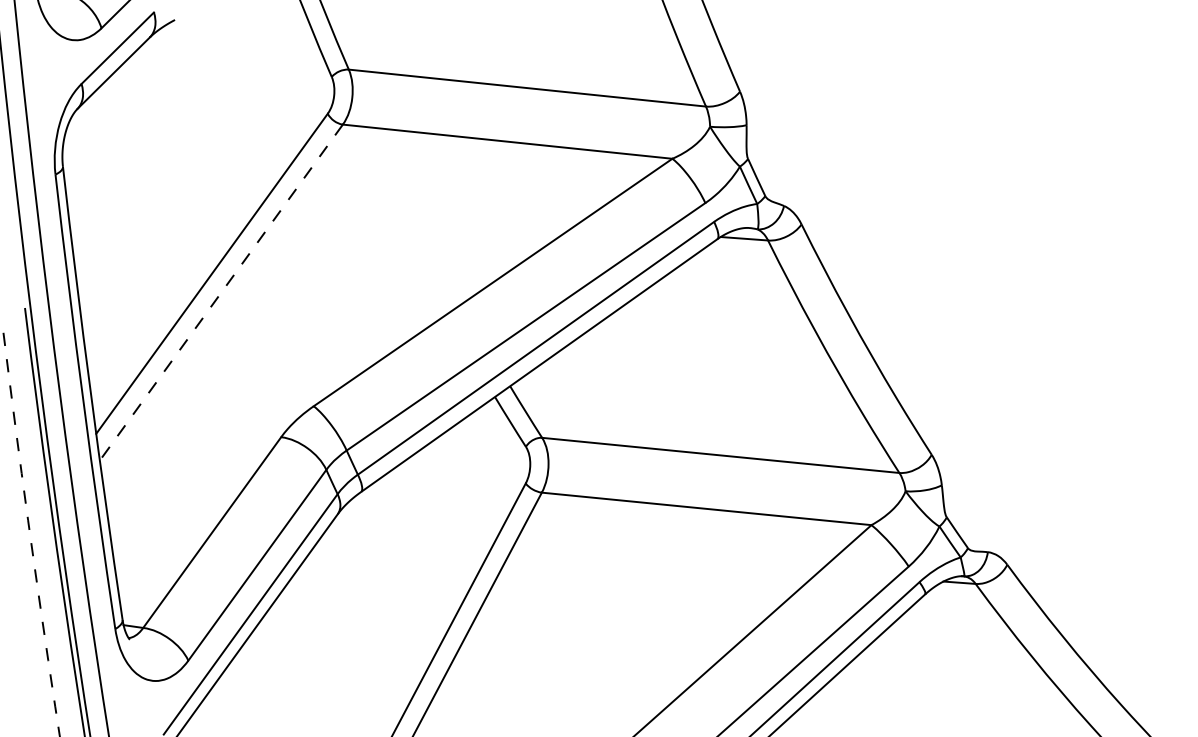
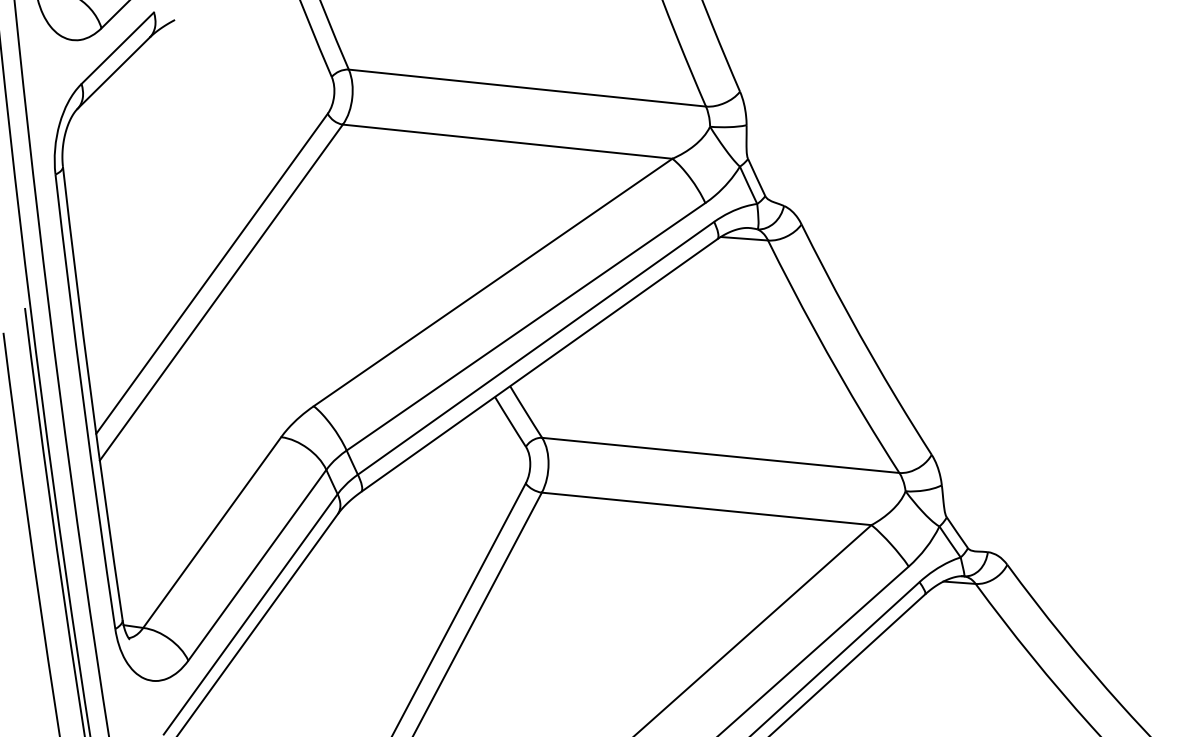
line: dashed -> solid (221, 292)
arc: dashed -> solid (30, 534)
